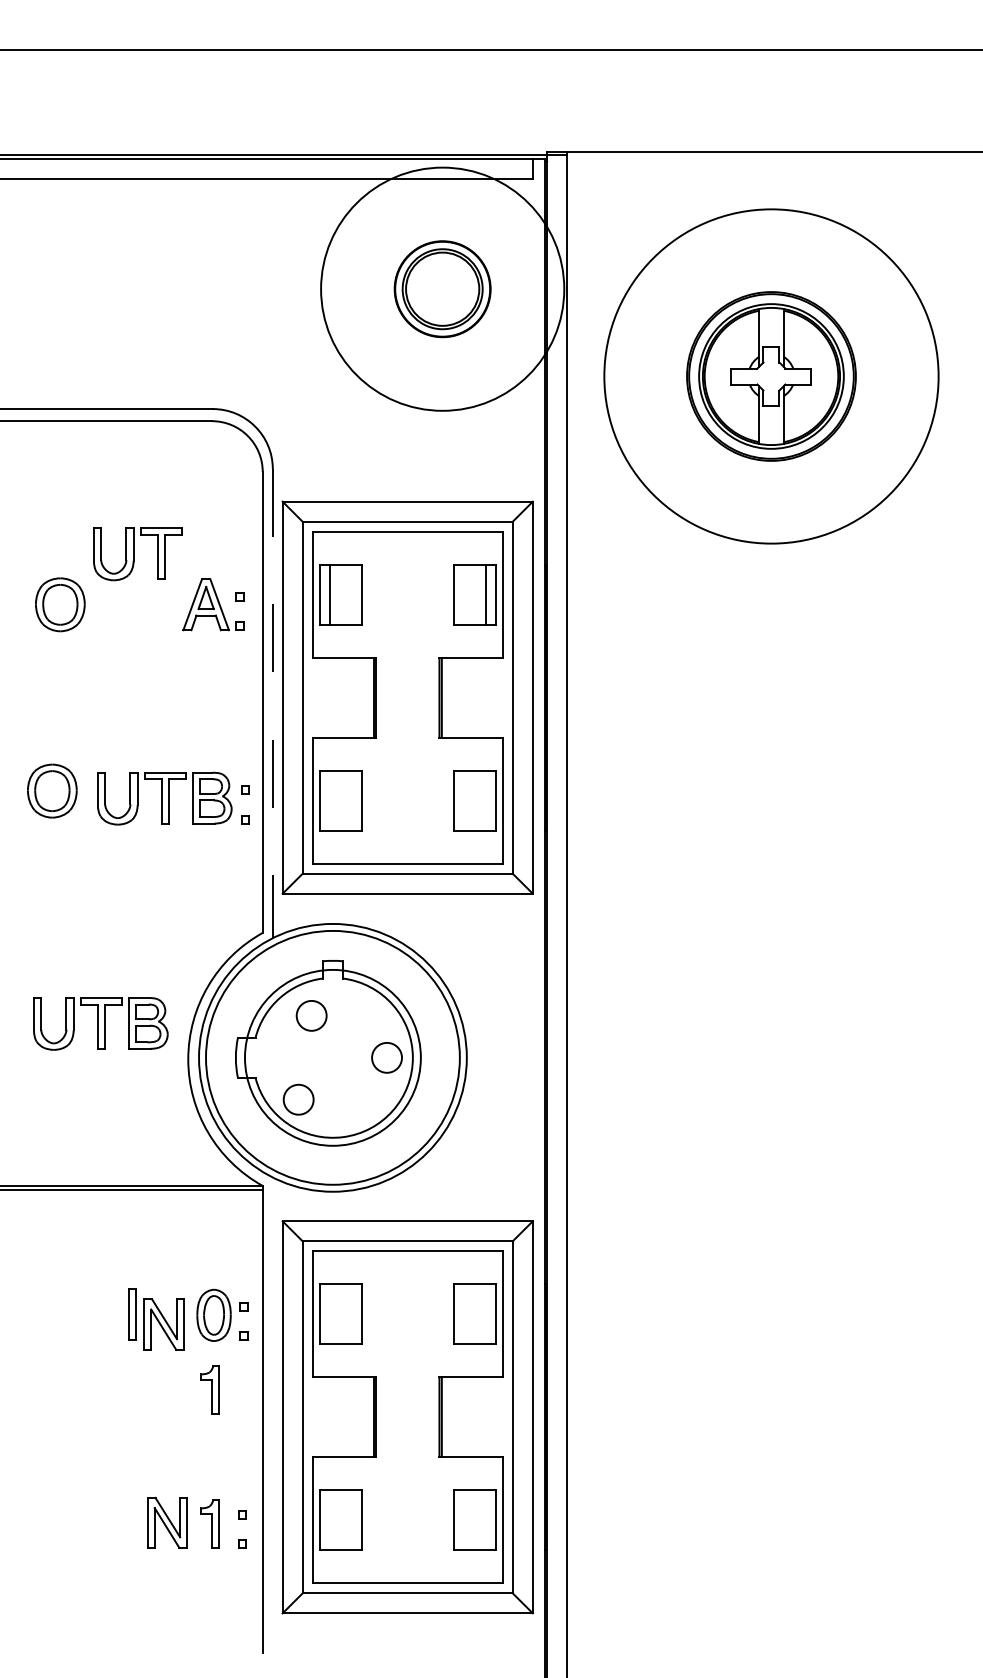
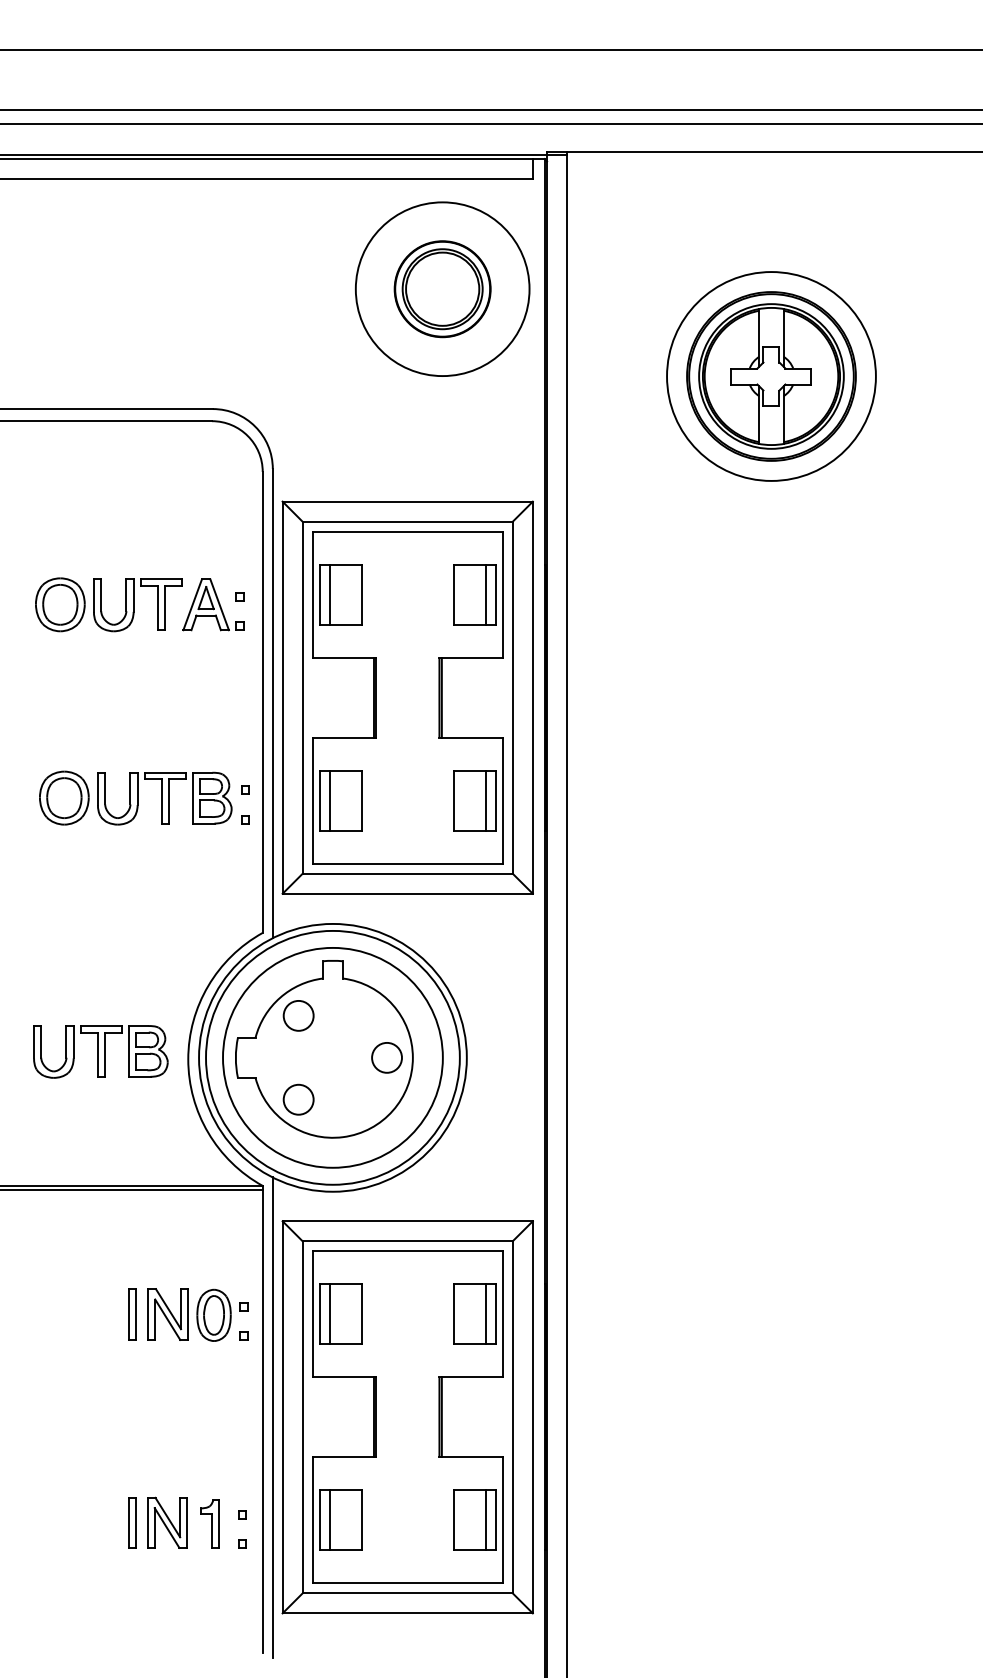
line: none -> present (490, 110)
line: none -> present (490, 123)
circle diameter: 243 px -> 174 px (442, 289)
circle diameter: 334 px -> 209 px (771, 376)
part position: (137, 554) -> (137, 605) (137, 605)
line: dashed -> solid (272, 703)
part position: (52, 790) -> (64, 797) (64, 797)
line: none -> present (329, 800)
line: none -> present (485, 800)
circle position: (311, 1015) -> (298, 1015) (298, 1015)
part position: (100, 1023) -> (100, 1051) (100, 1051)
circle diameter: 176 px -> 220 px (332, 1057)
line: none -> present (329, 1314)
line: none -> present (485, 1314)
part position: (163, 1324) -> (167, 1314) (167, 1314)
part: present -> none (209, 1389)
line: none -> present (272, 1417)
line: none -> present (329, 1520)
line: none -> present (485, 1520)
part: none -> present (132, 1522)
